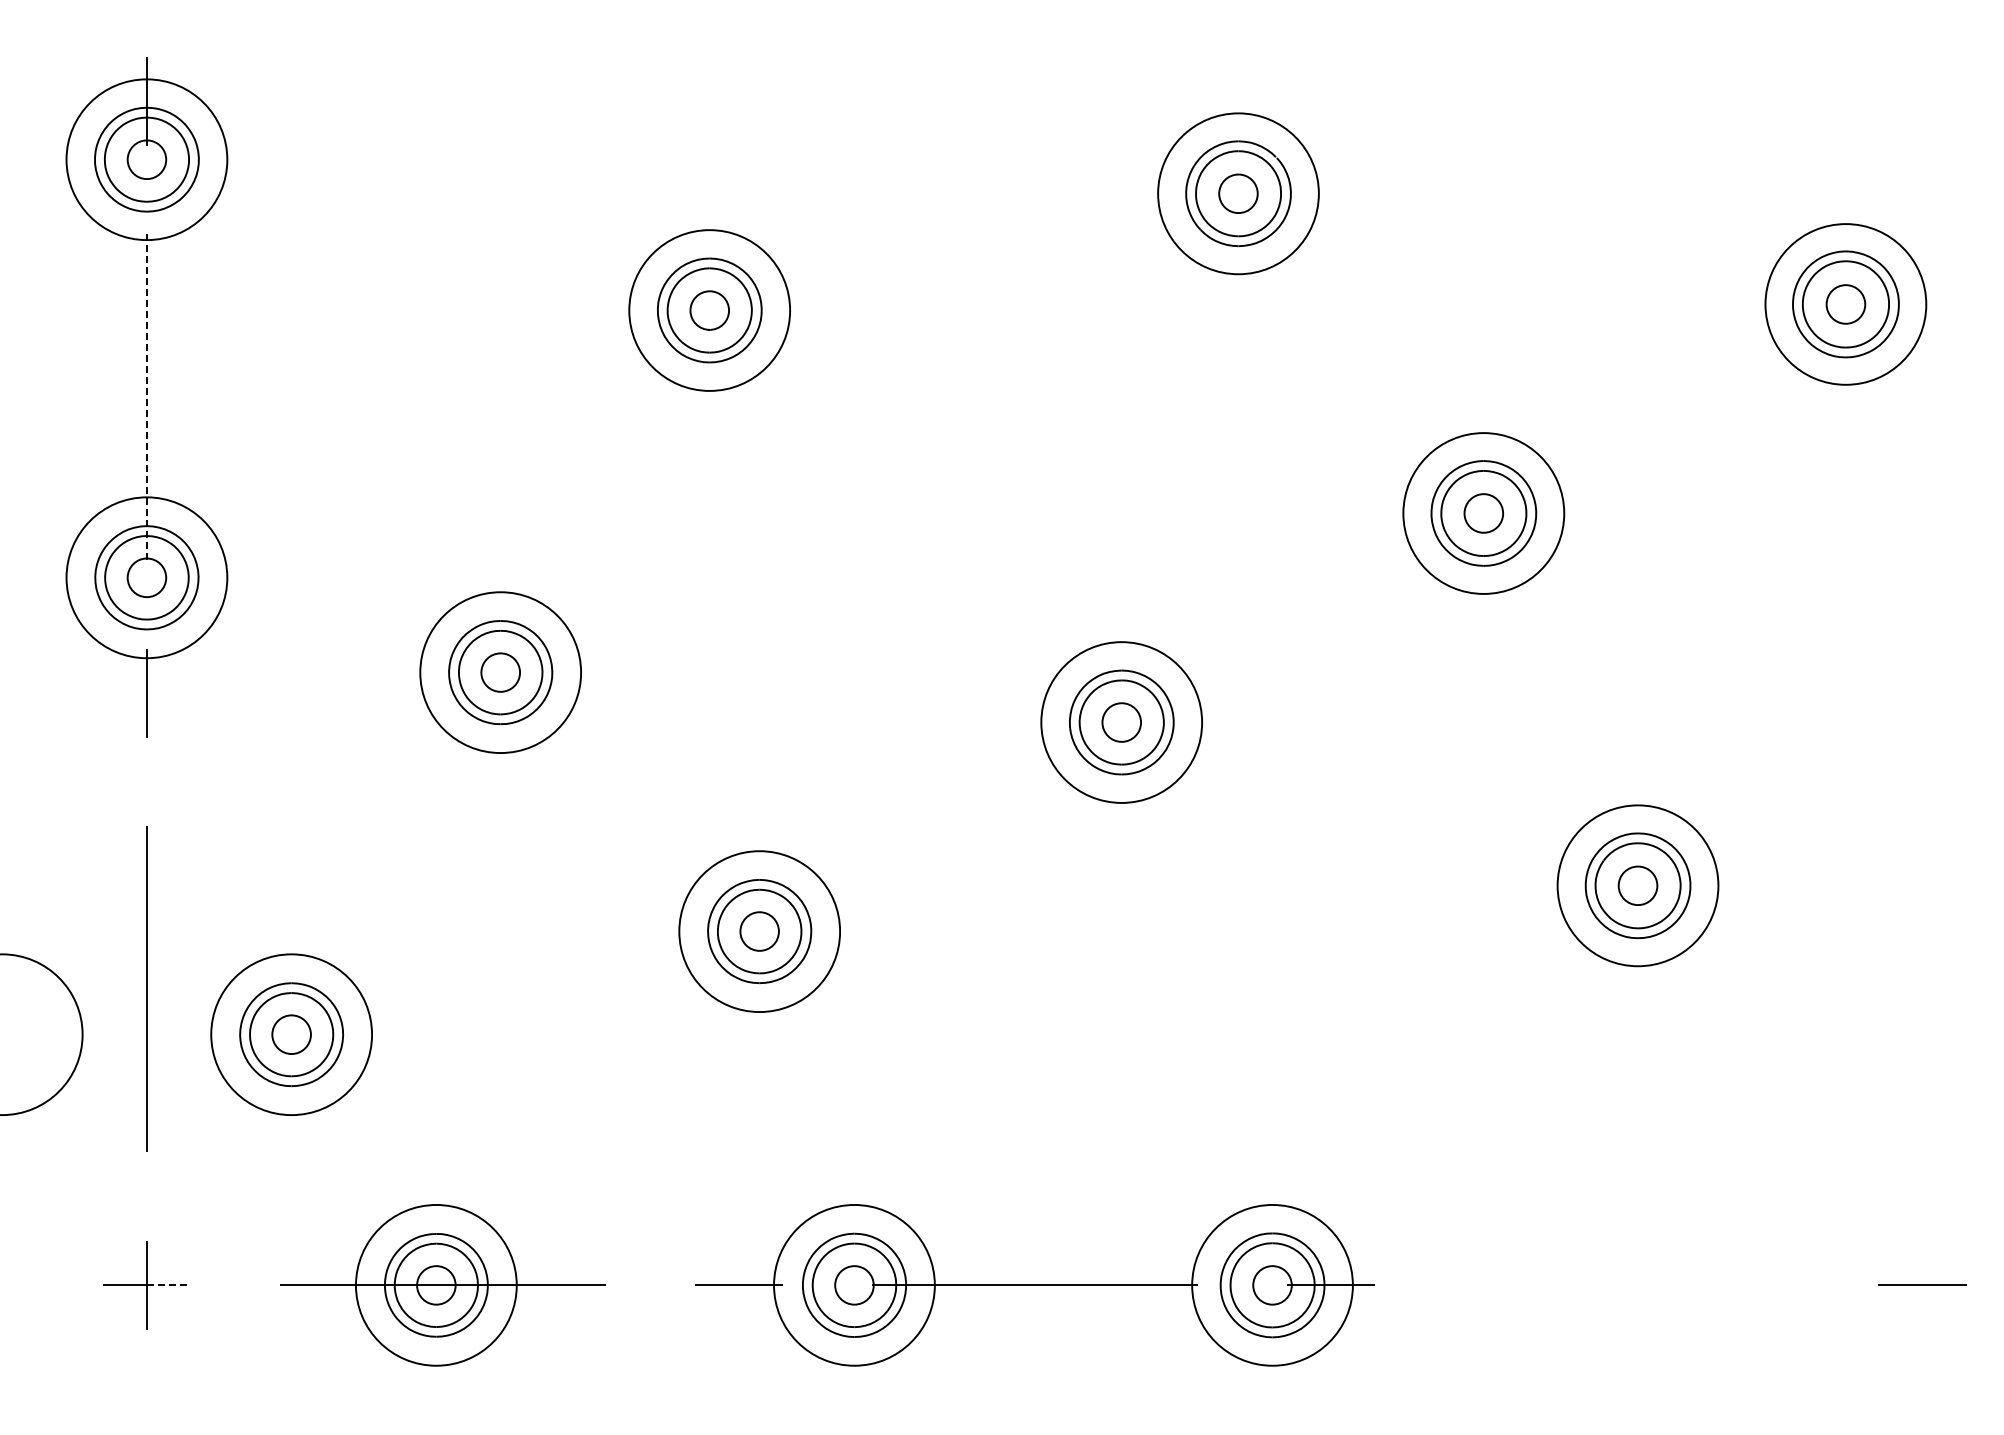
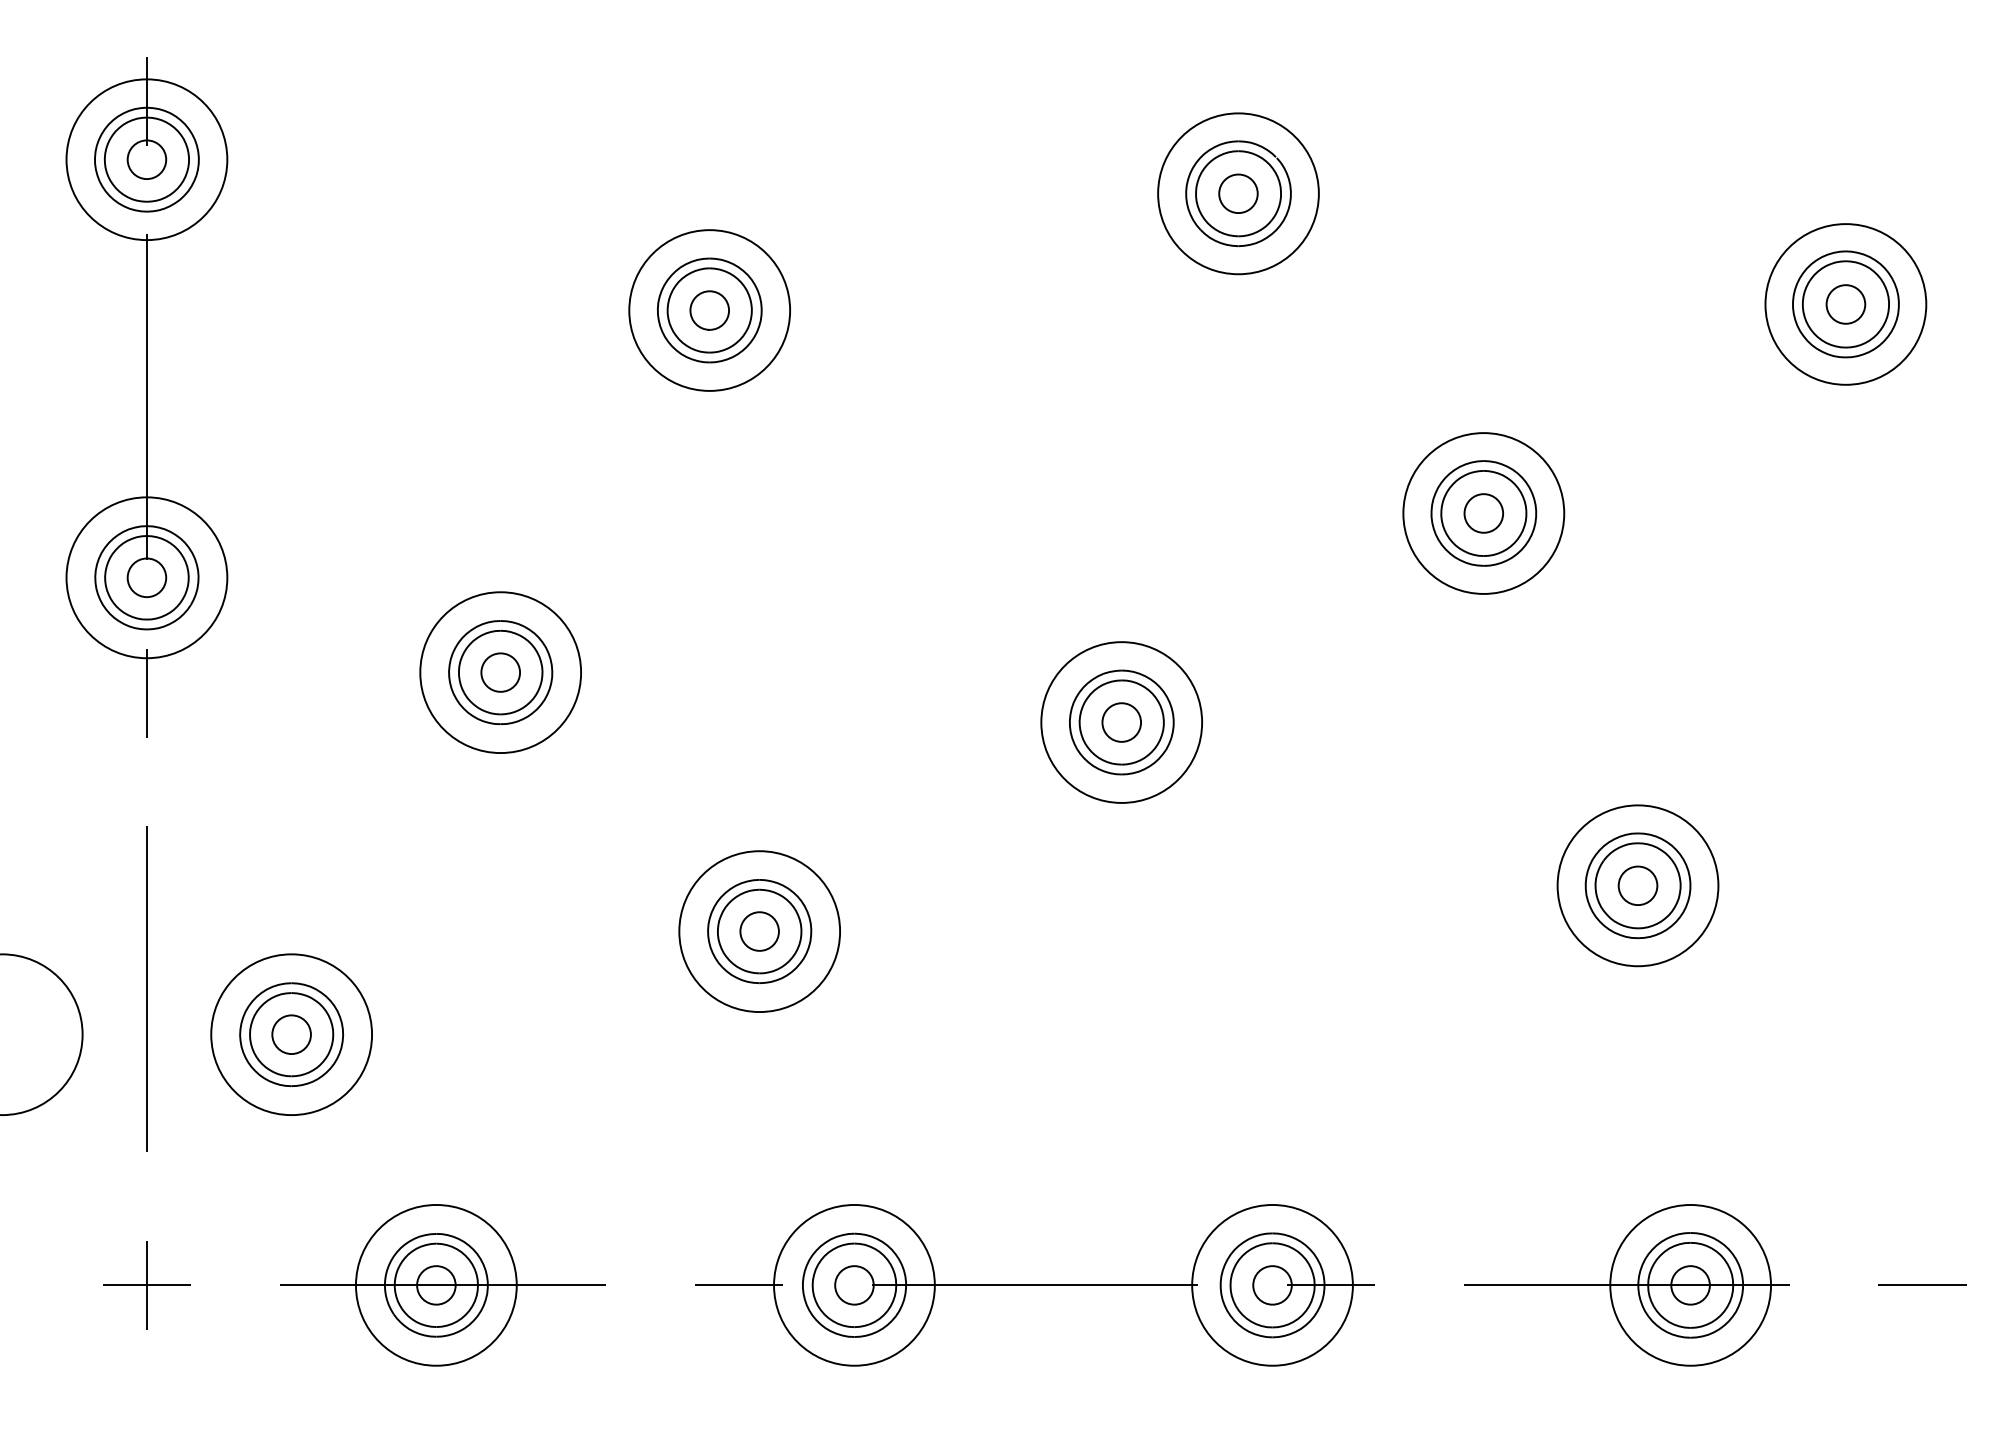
line: dashed -> solid (146, 396)
line: dashed -> solid (169, 1285)
part: none -> present (1626, 1285)
